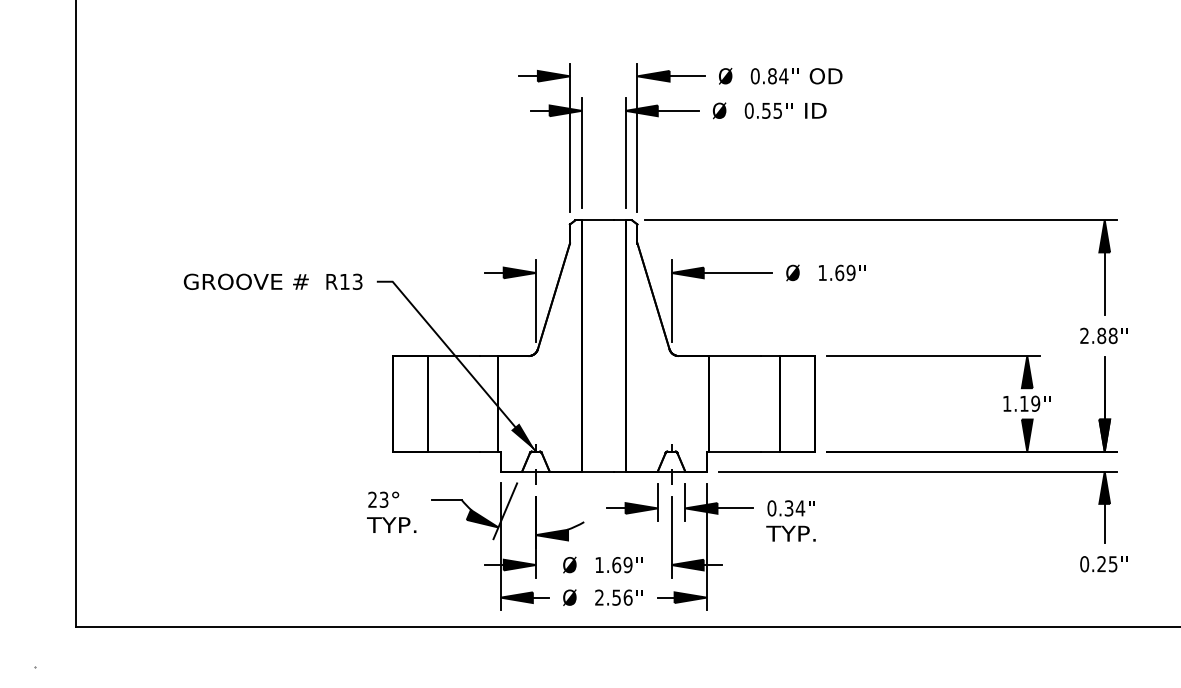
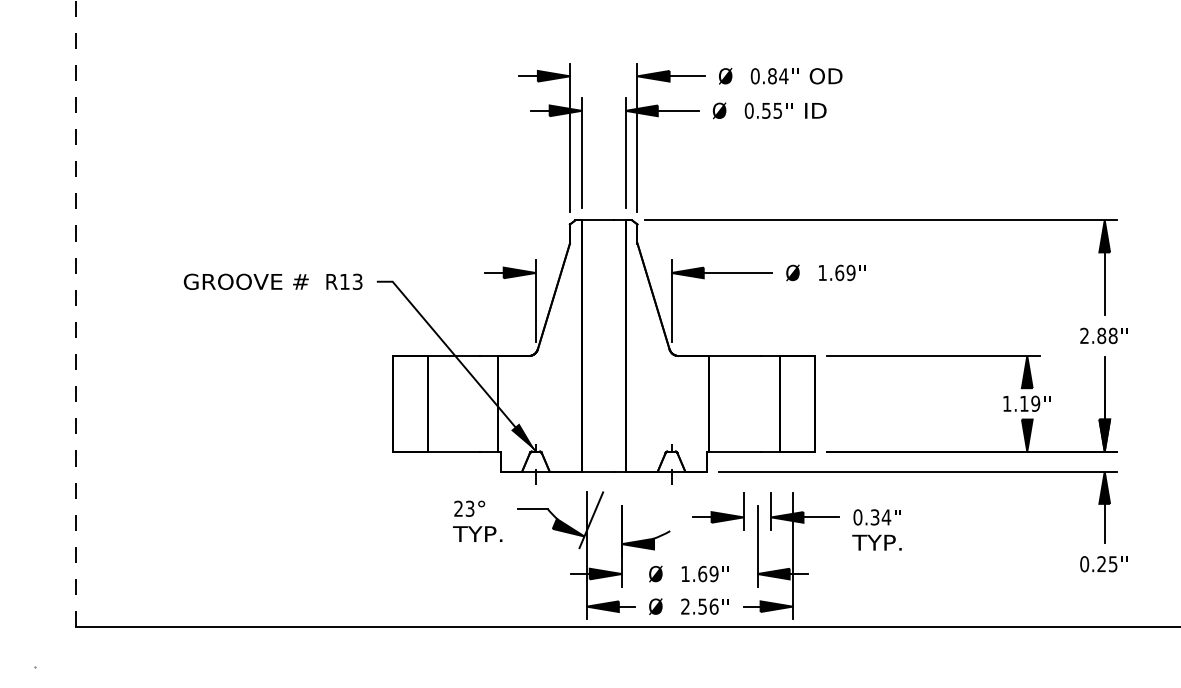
line: solid -> dashed (75, 313)
part position: (596, 557) -> (682, 566) (682, 566)
